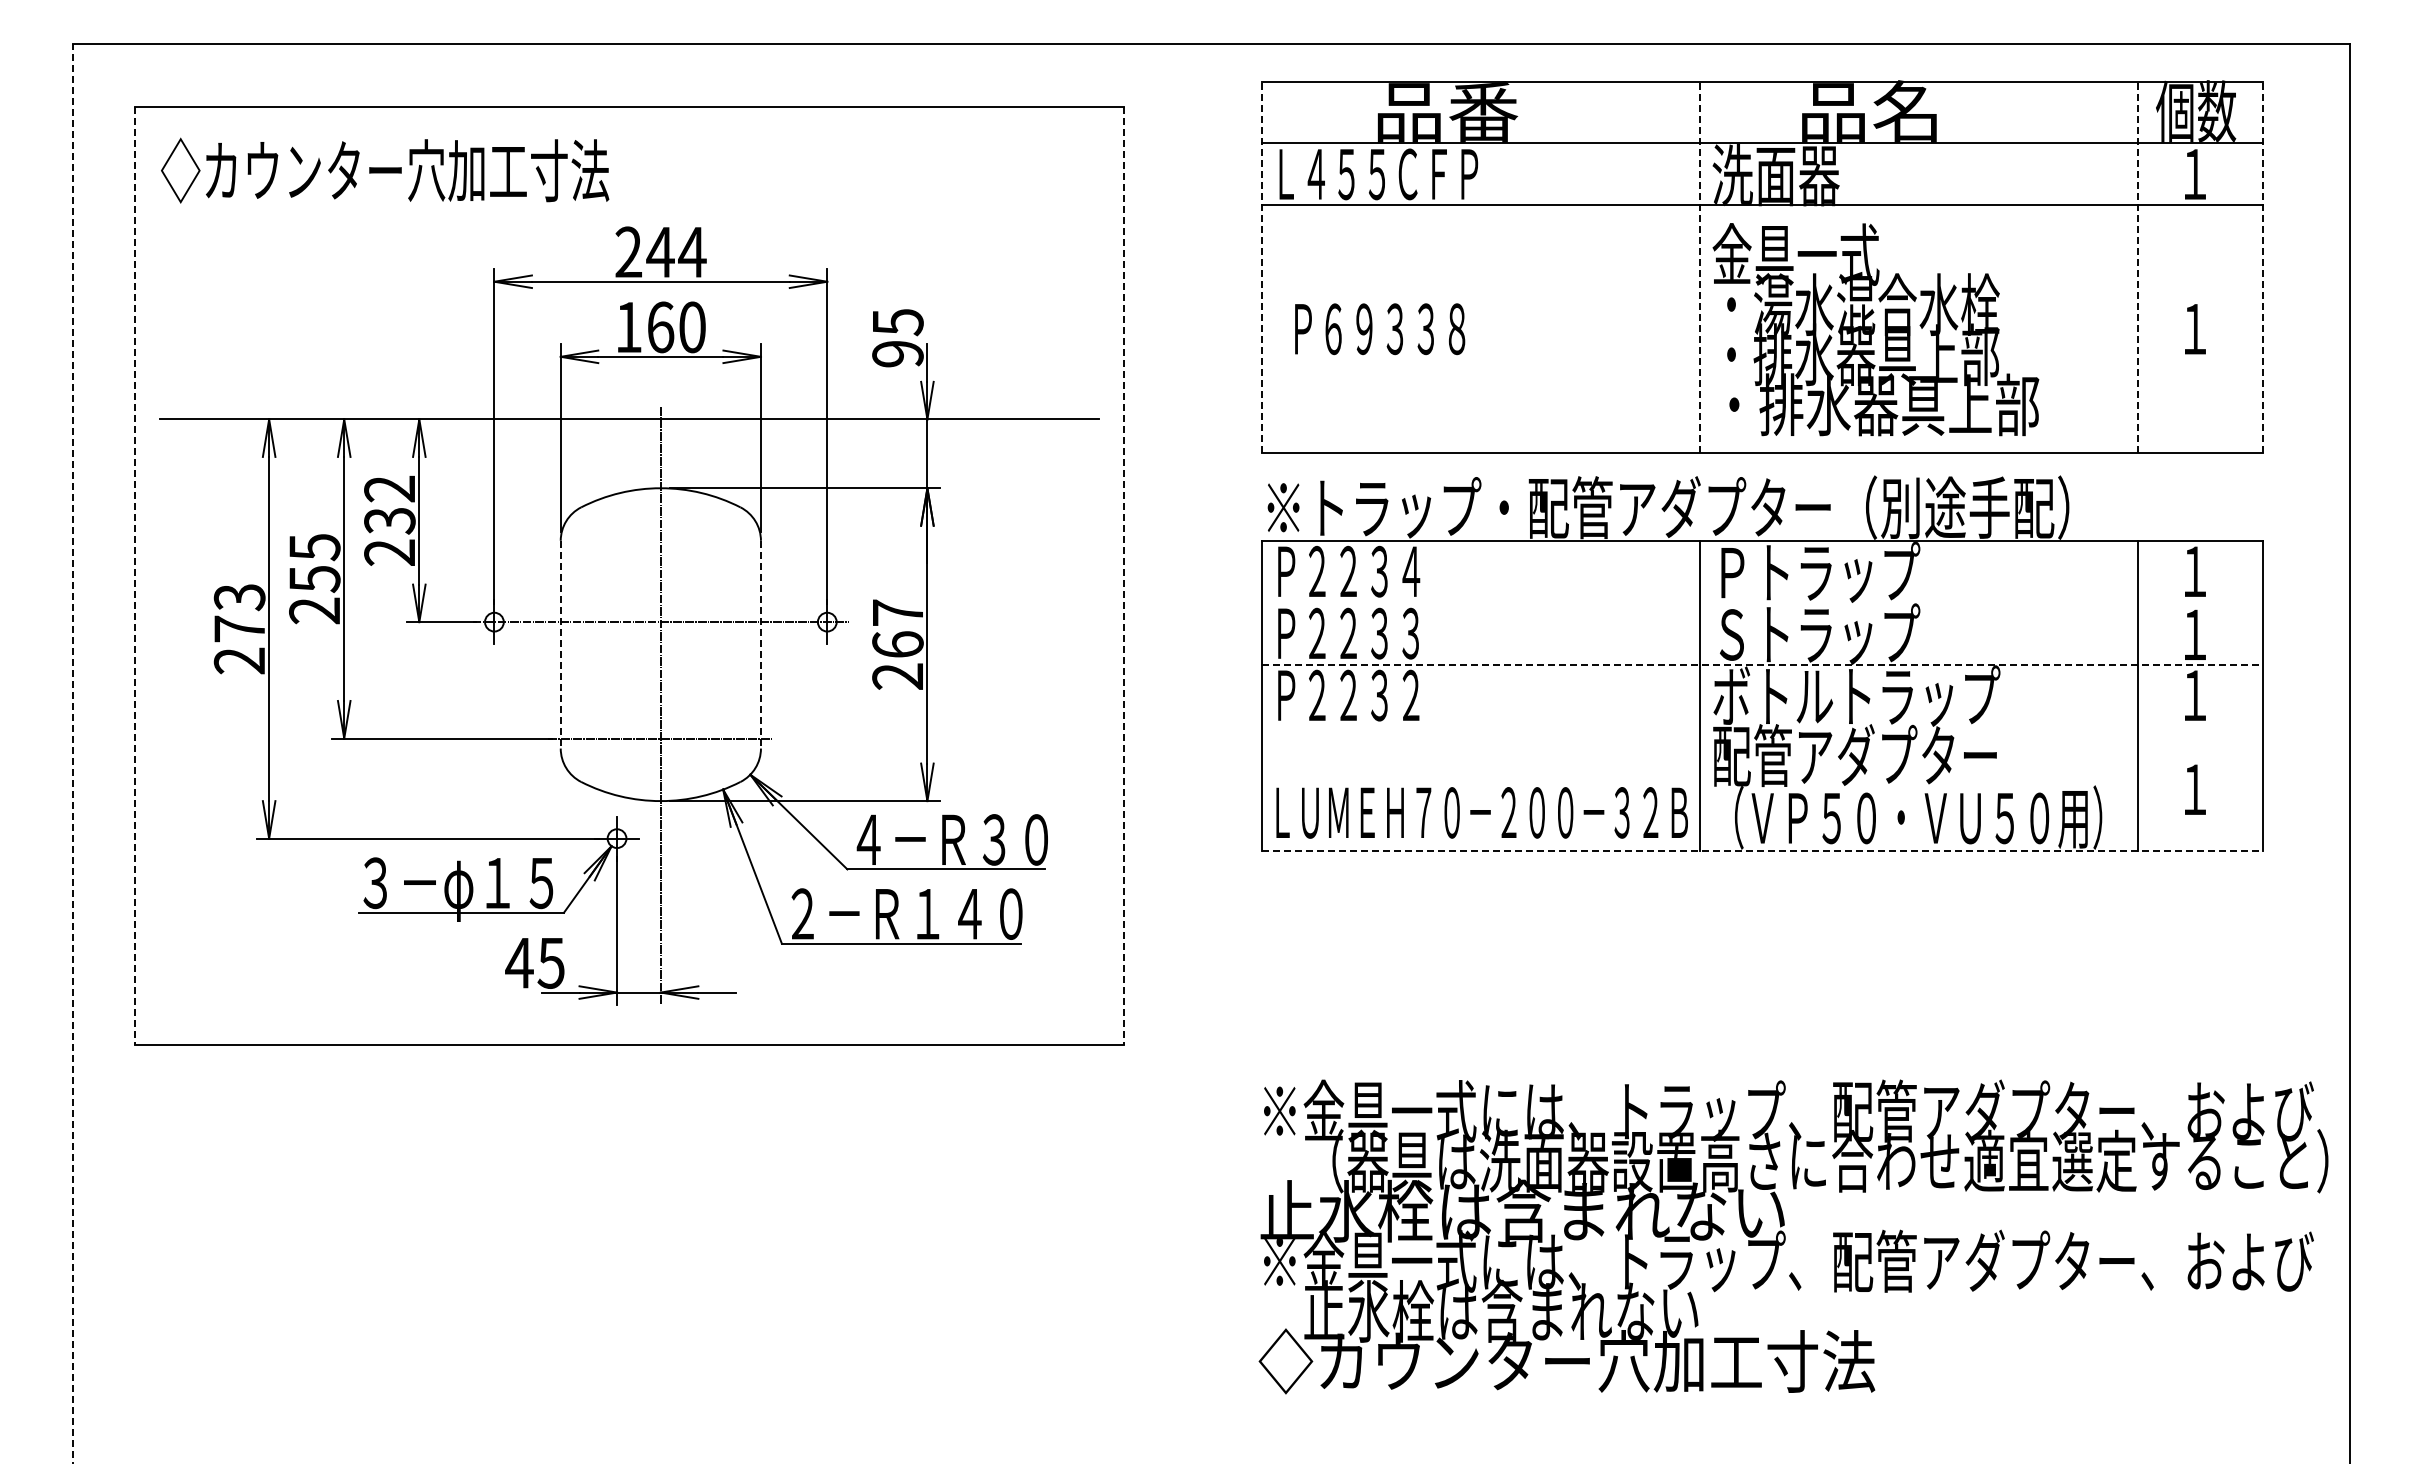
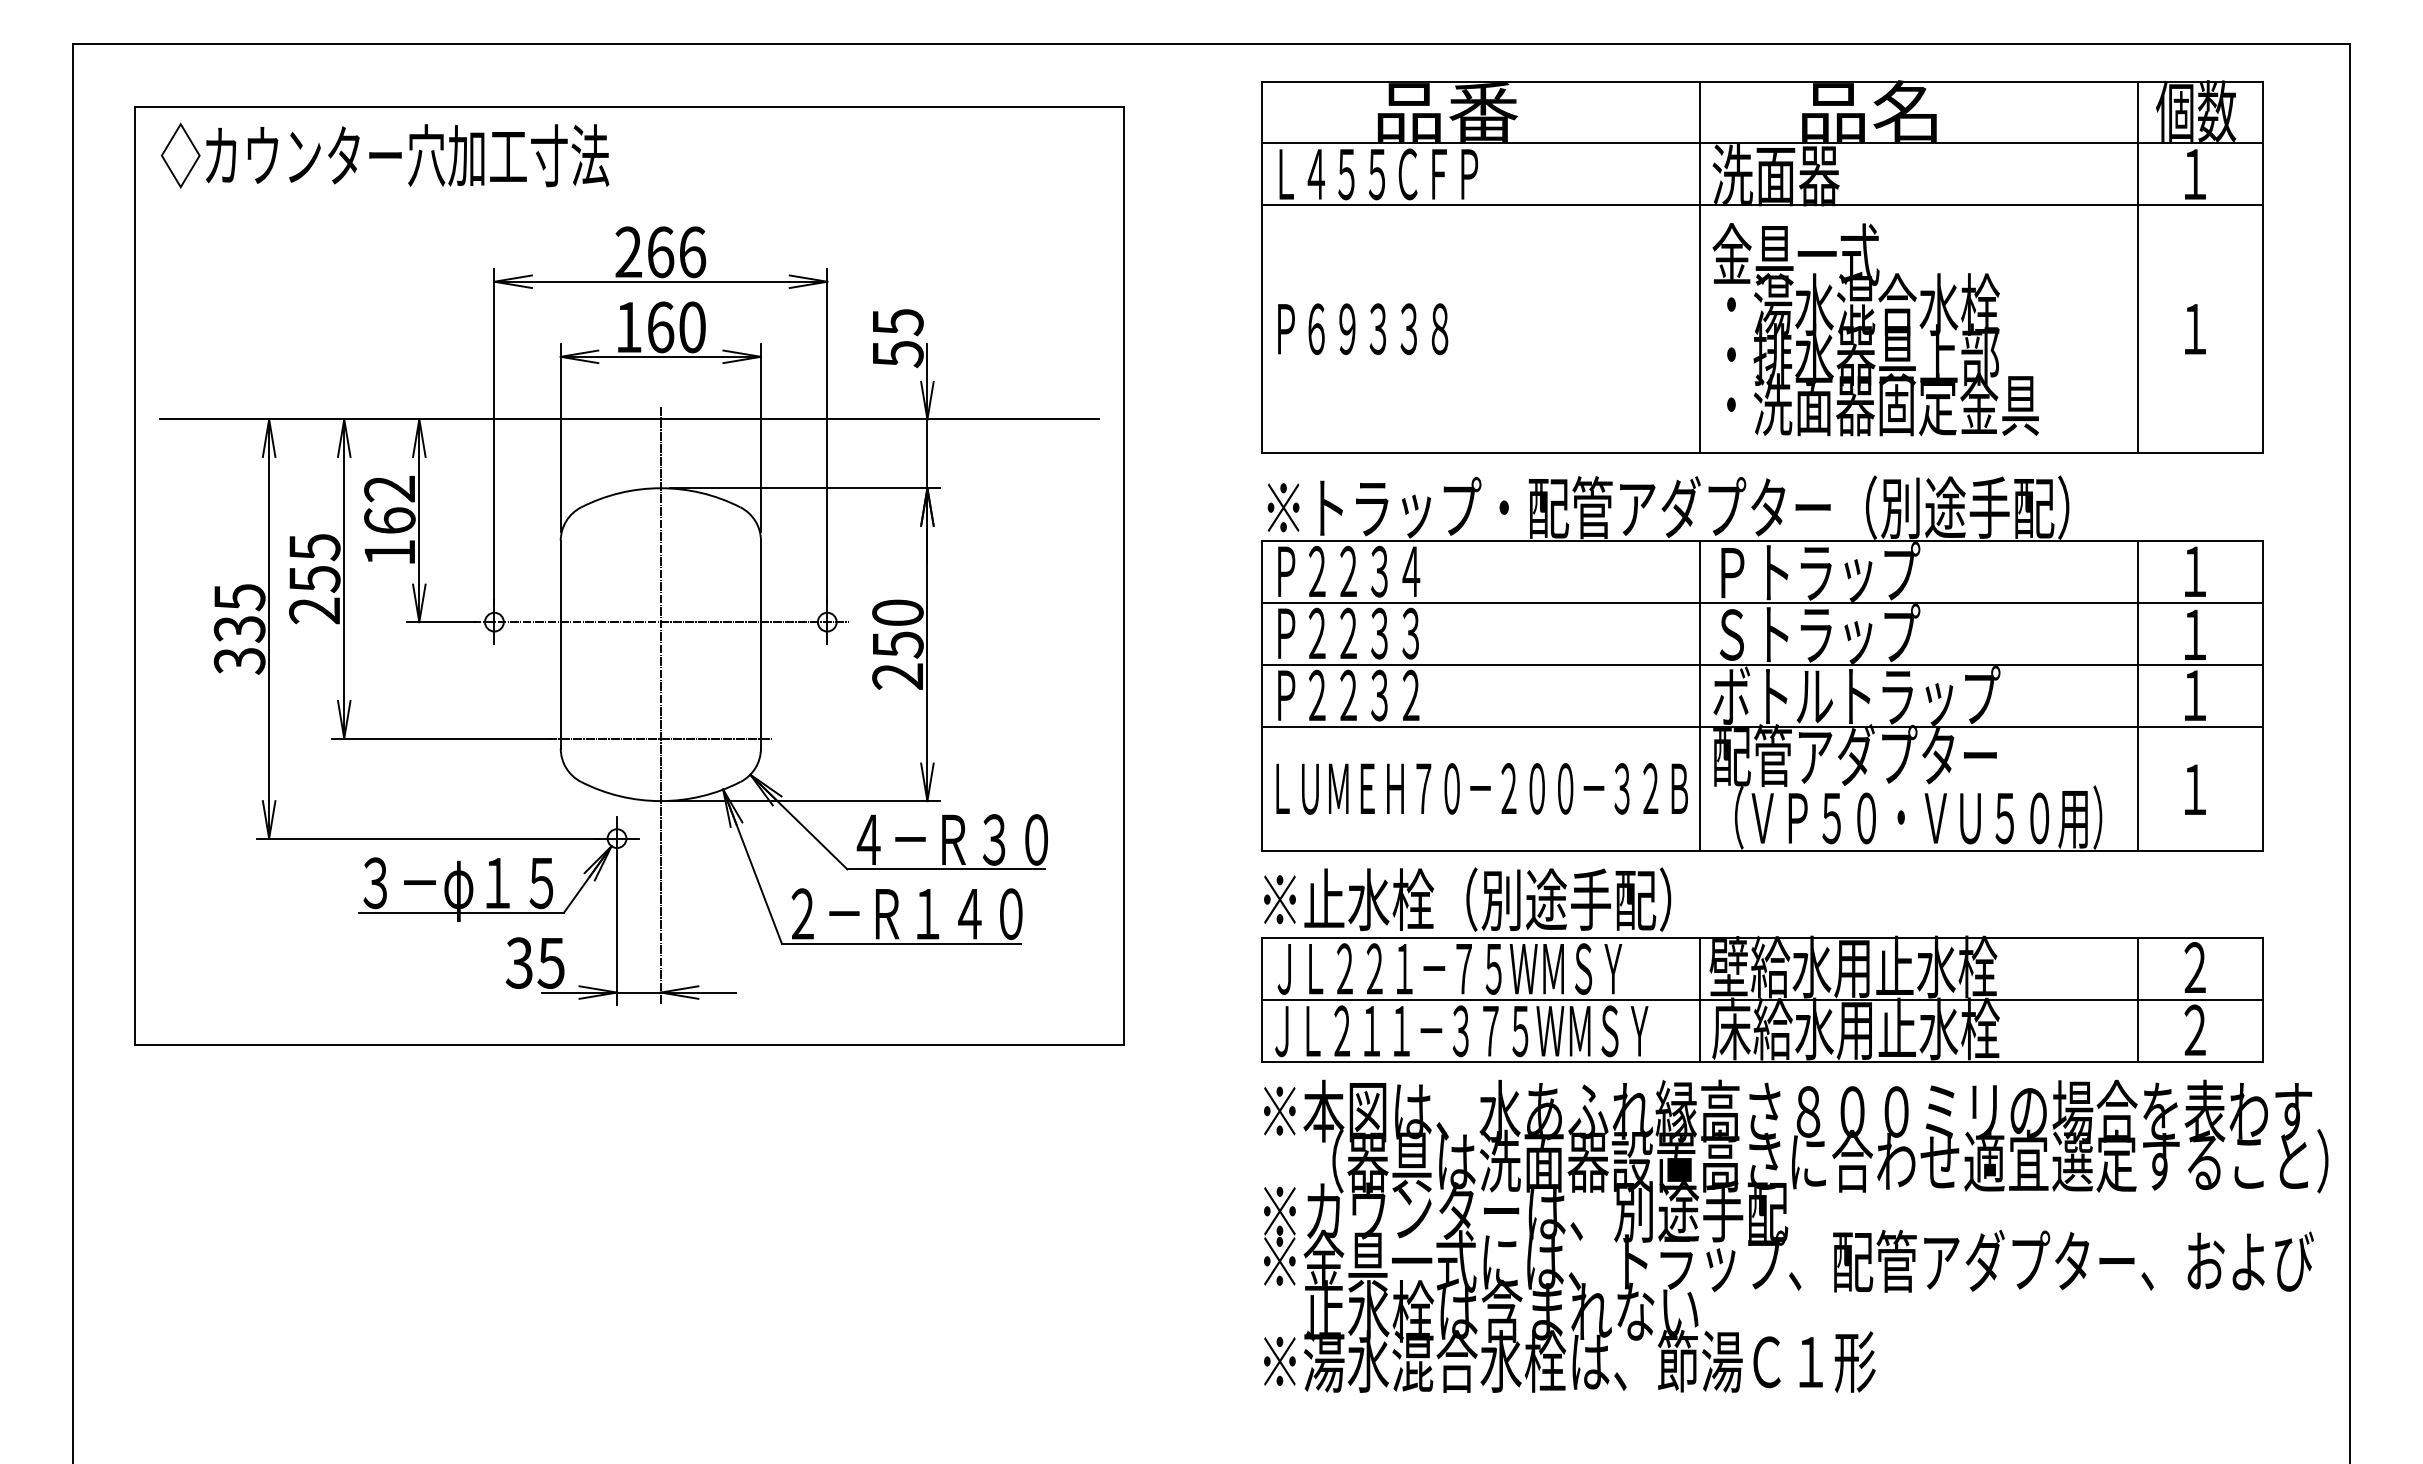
text position: (385, 170) -> (385, 155) (385, 155)
text: 244 -> 266 (676, 252)
line: dashed -> solid (1261, 267)
line: dashed -> solid (1699, 267)
line: dashed -> solid (2137, 267)
line: dashed -> solid (2262, 267)
text position: (1380, 329) -> (1363, 329) (1363, 329)
text: 95 -> 55 (897, 354)
text: ・排水器具上部 -> ・洗面器固定金具 (1883, 404)
text: 232 -> 162 (389, 536)
line: dashed -> solid (135, 576)
line: dashed -> solid (1123, 576)
line: none -> present (1761, 602)
text: 267 -> 250 (897, 628)
text: 273 -> 335 (239, 629)
line: dashed -> solid (560, 644)
line: dashed -> solid (760, 644)
line: dashed -> solid (1762, 664)
line: none -> present (1761, 726)
line: dashed -> solid (72, 753)
text position: (1481, 812) -> (1481, 788) (1481, 788)
line: dashed -> solid (1762, 850)
text: 45 -> 35 (519, 962)
part: none -> present (1762, 964)
text: ※金具一式には、トラップ、配管アダプター、および -> ※本図は、水あふれ縁高さ８００ミリの場合を表わす (1808, 1110)
text: 止水栓は含まれない -> ※カウンターは、別途手配 (1524, 1210)
text: ◇カウンター穴加工寸法 -> ※湯水混合水栓は、節湯Ｃ１形 (1566, 1361)
